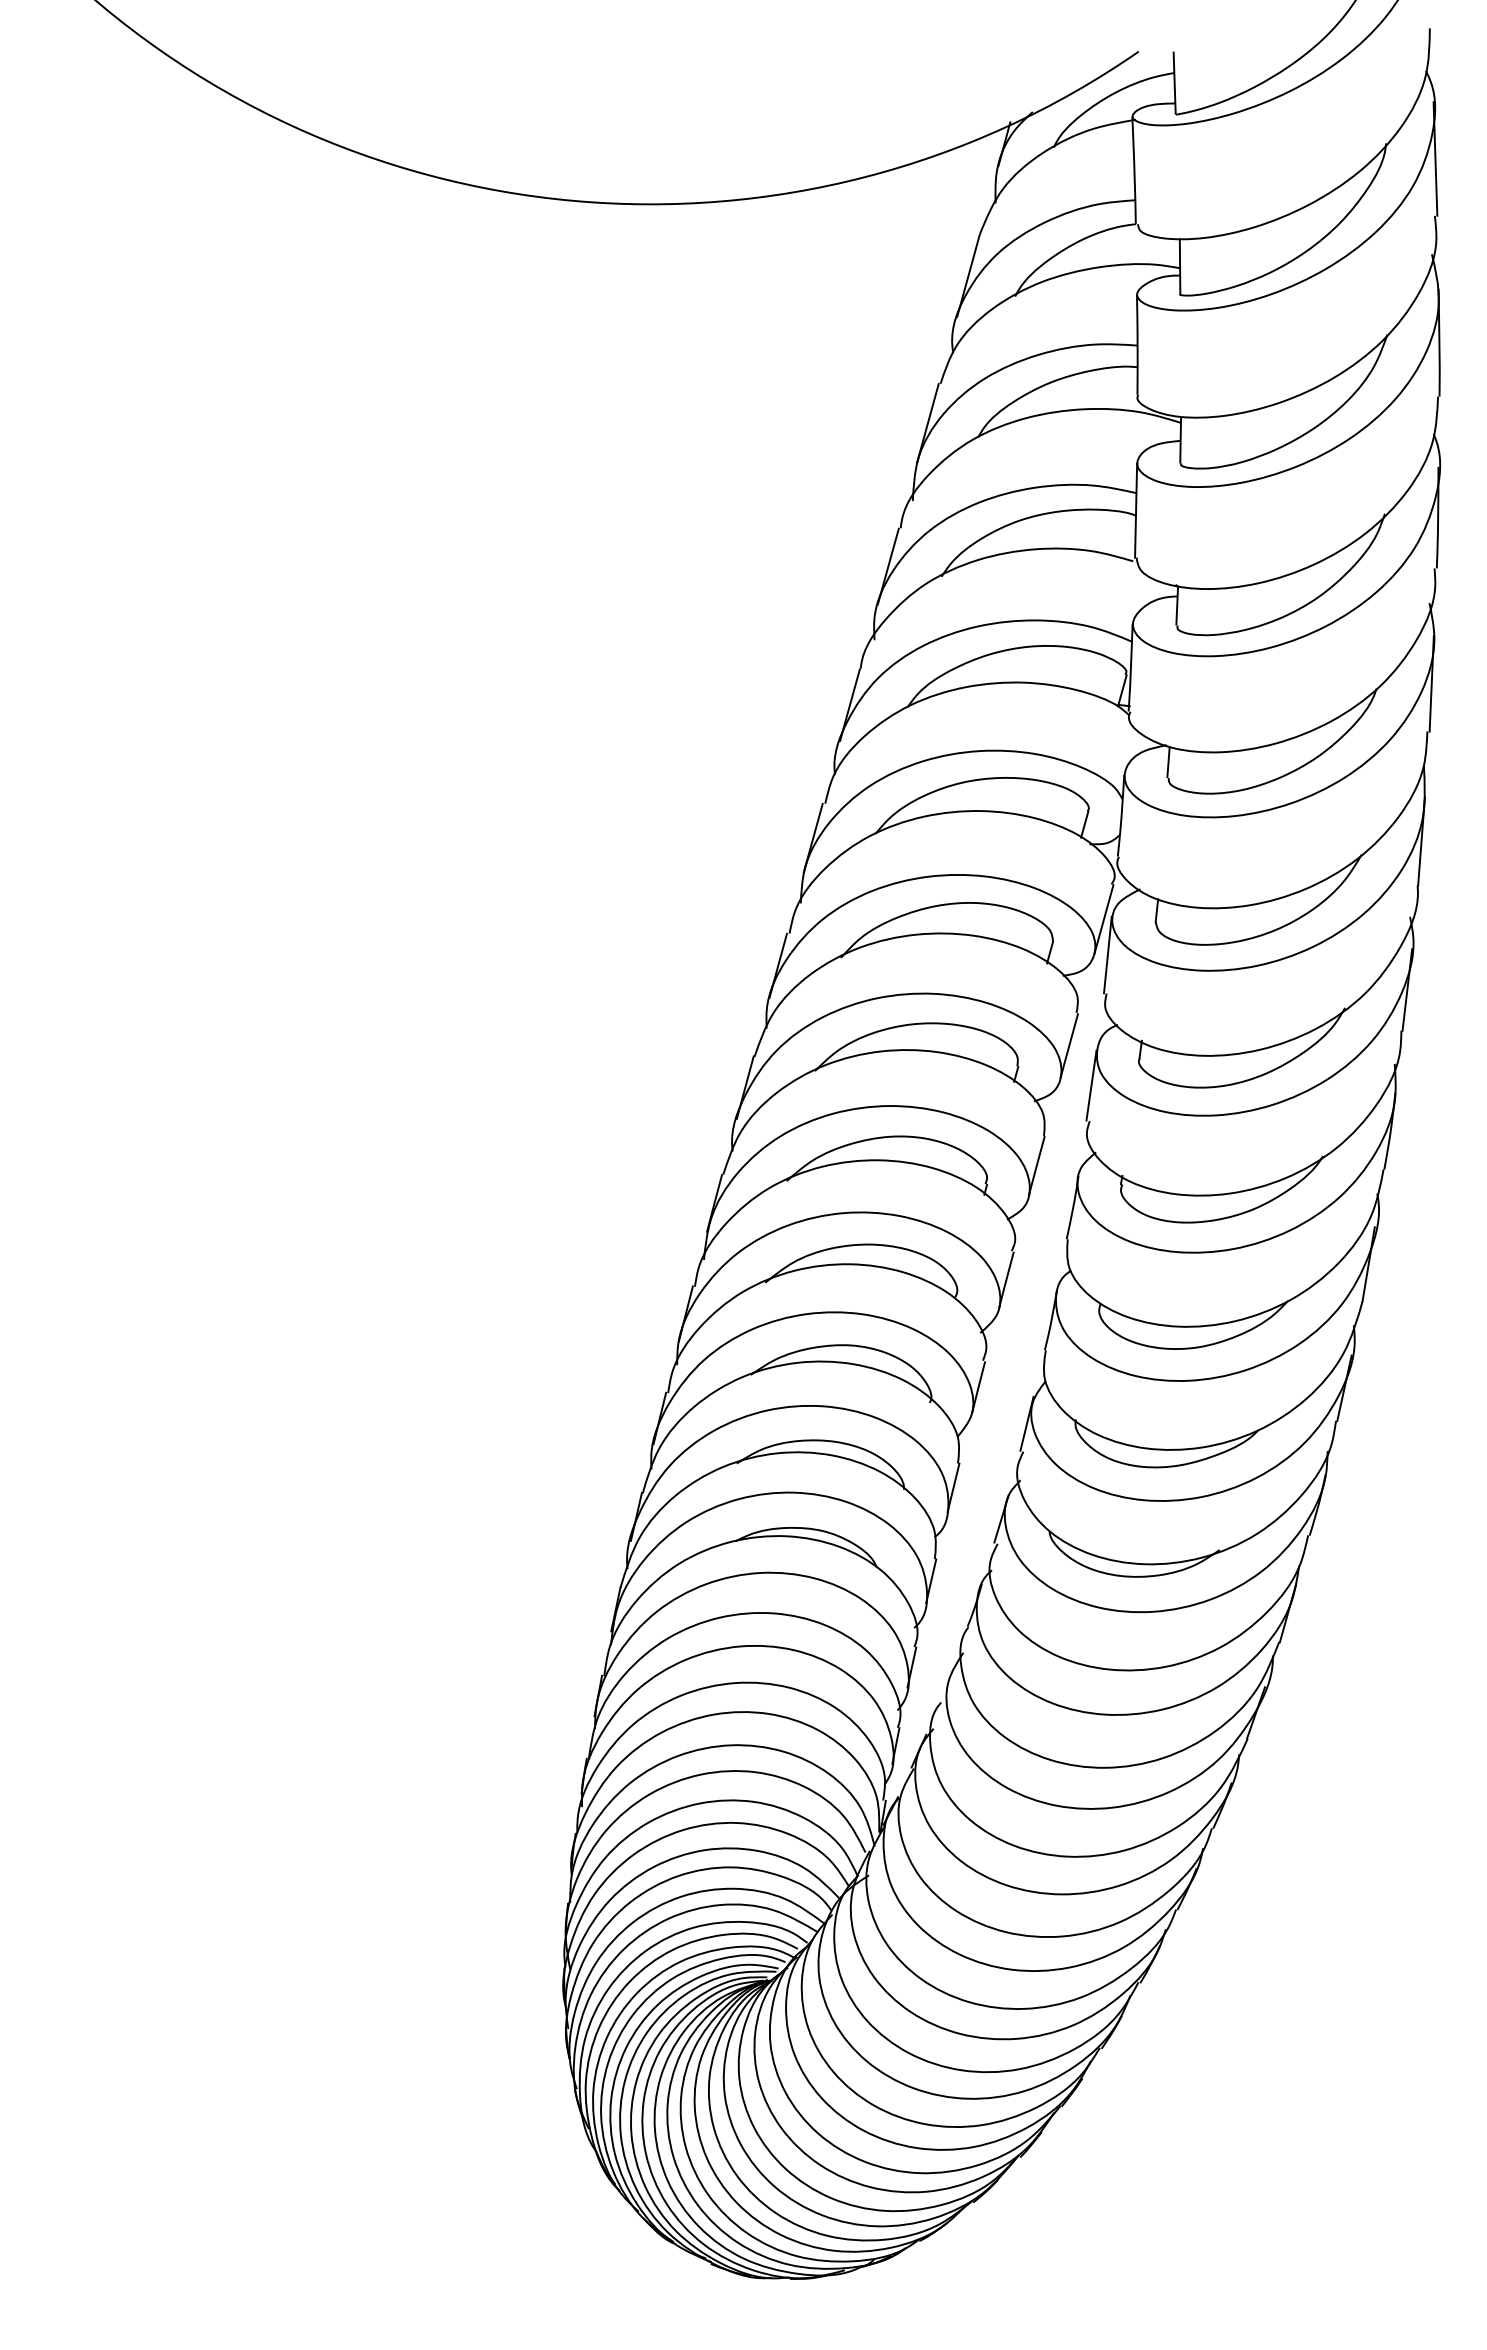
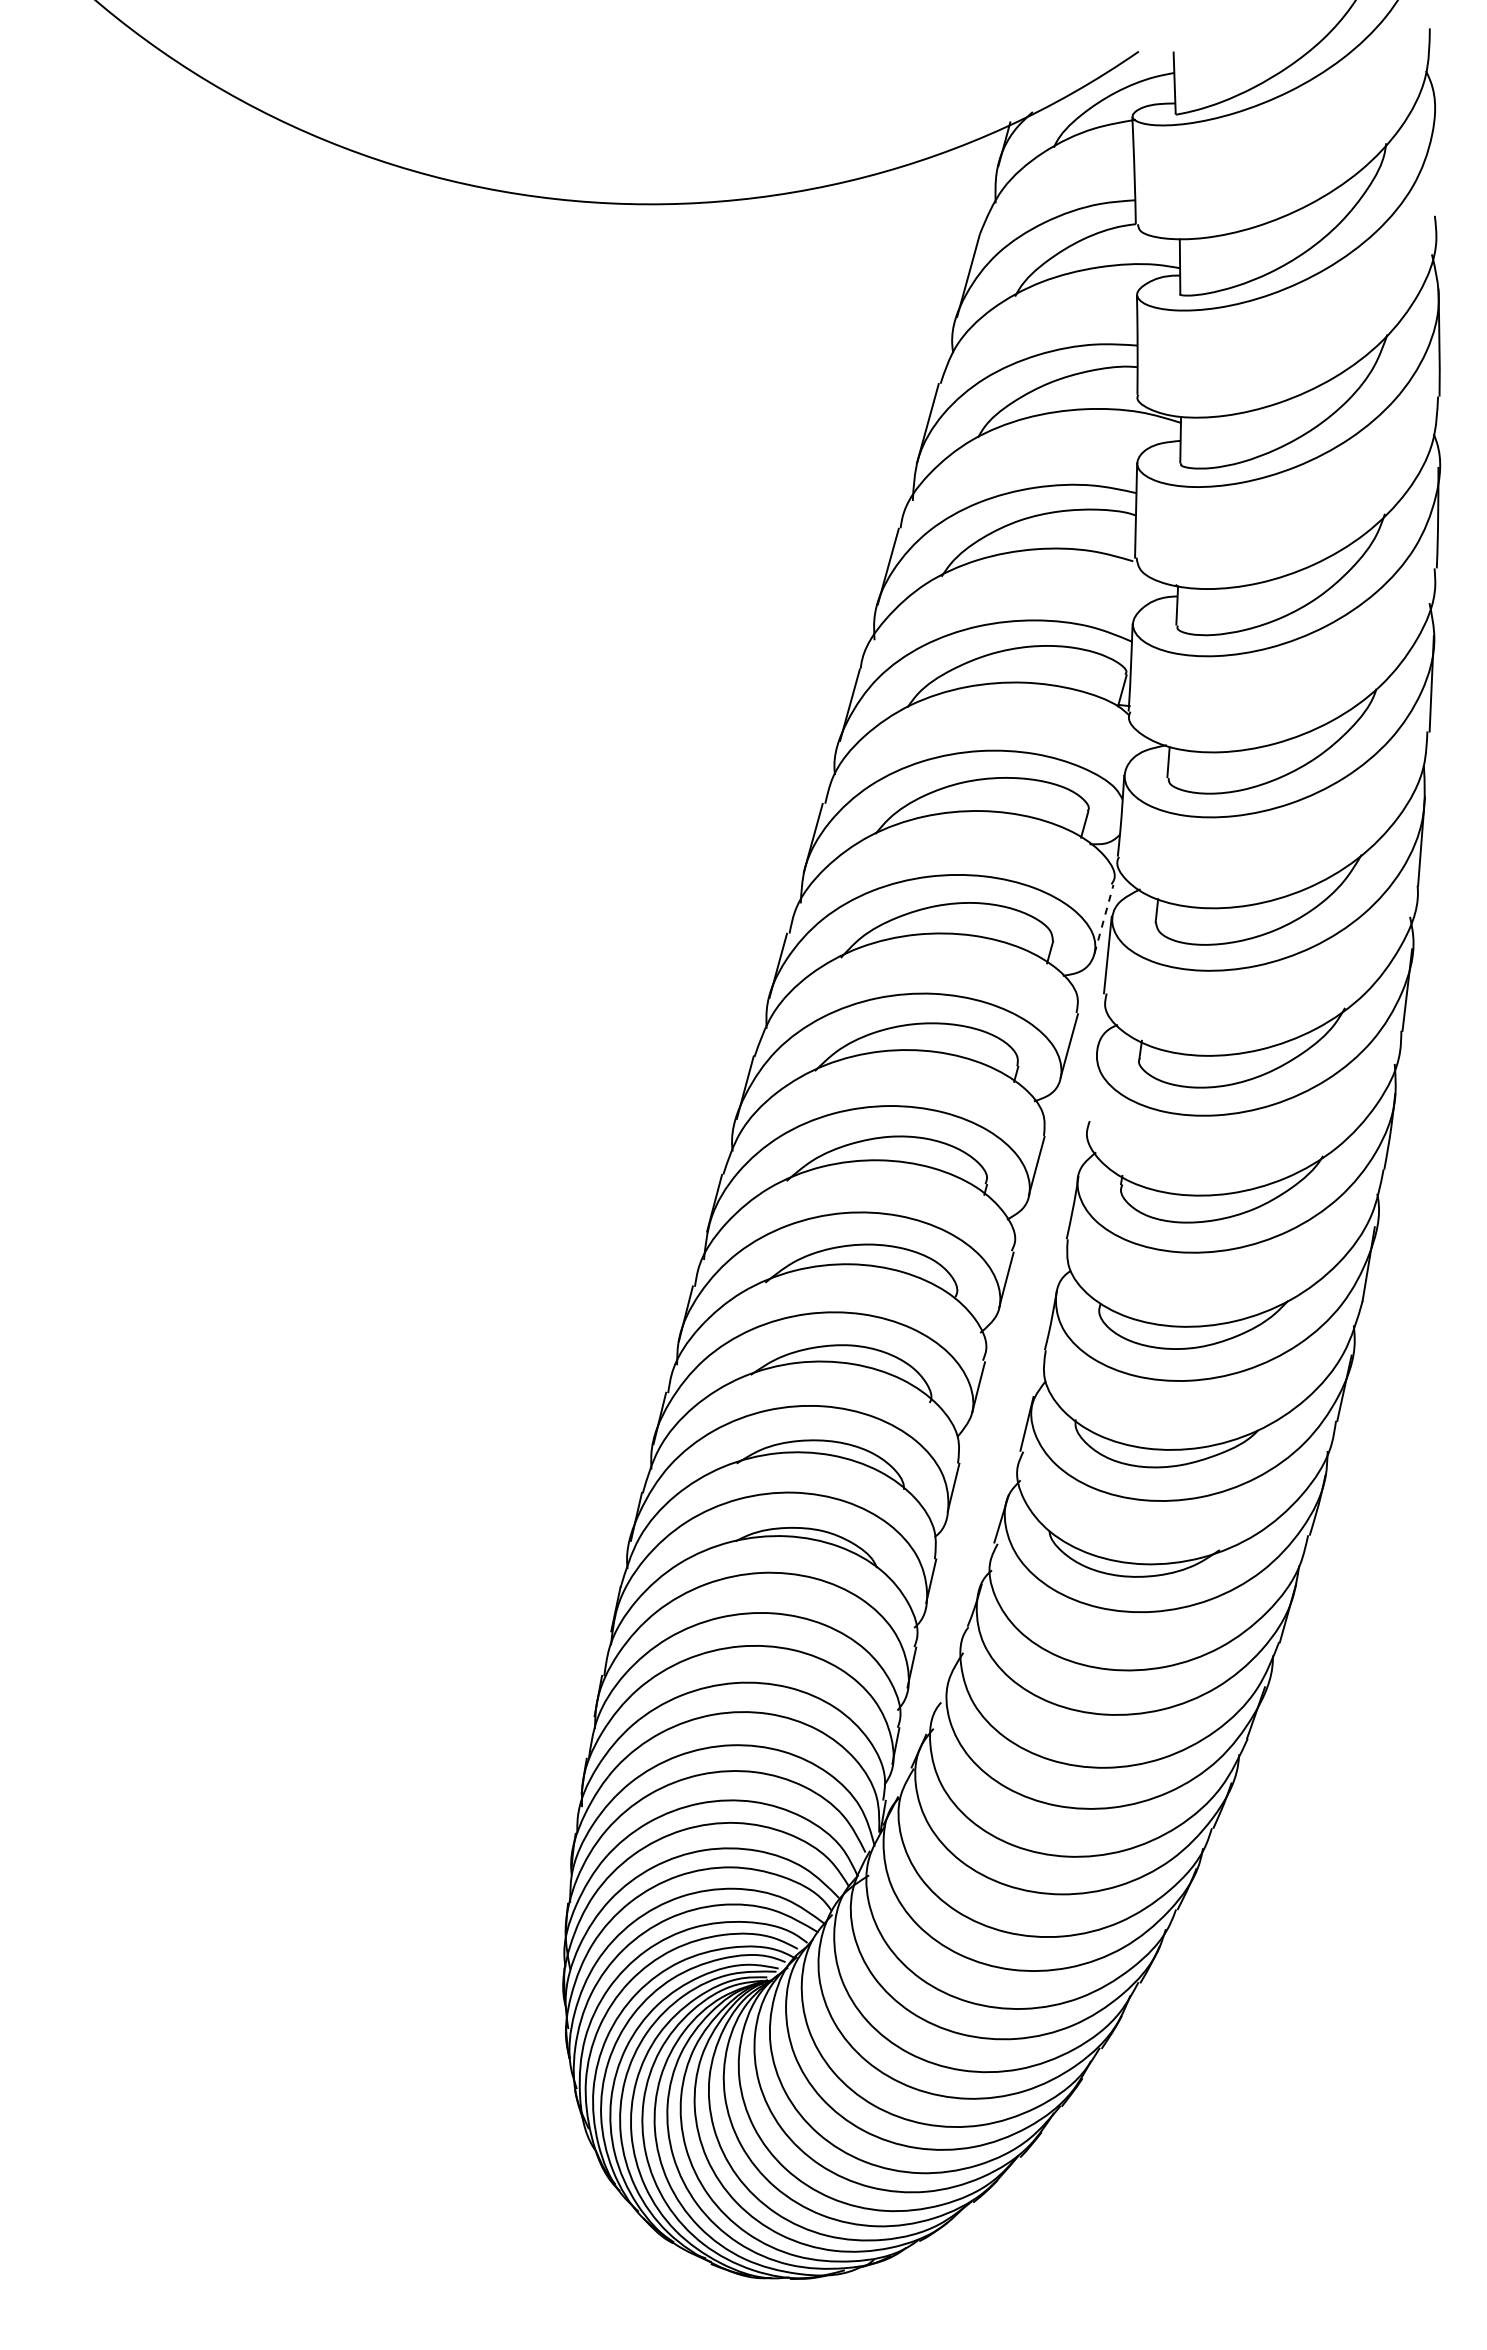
line: present -> none (1435, 158)
line: solid -> dashed (1104, 919)
line: present -> none (1091, 1085)
